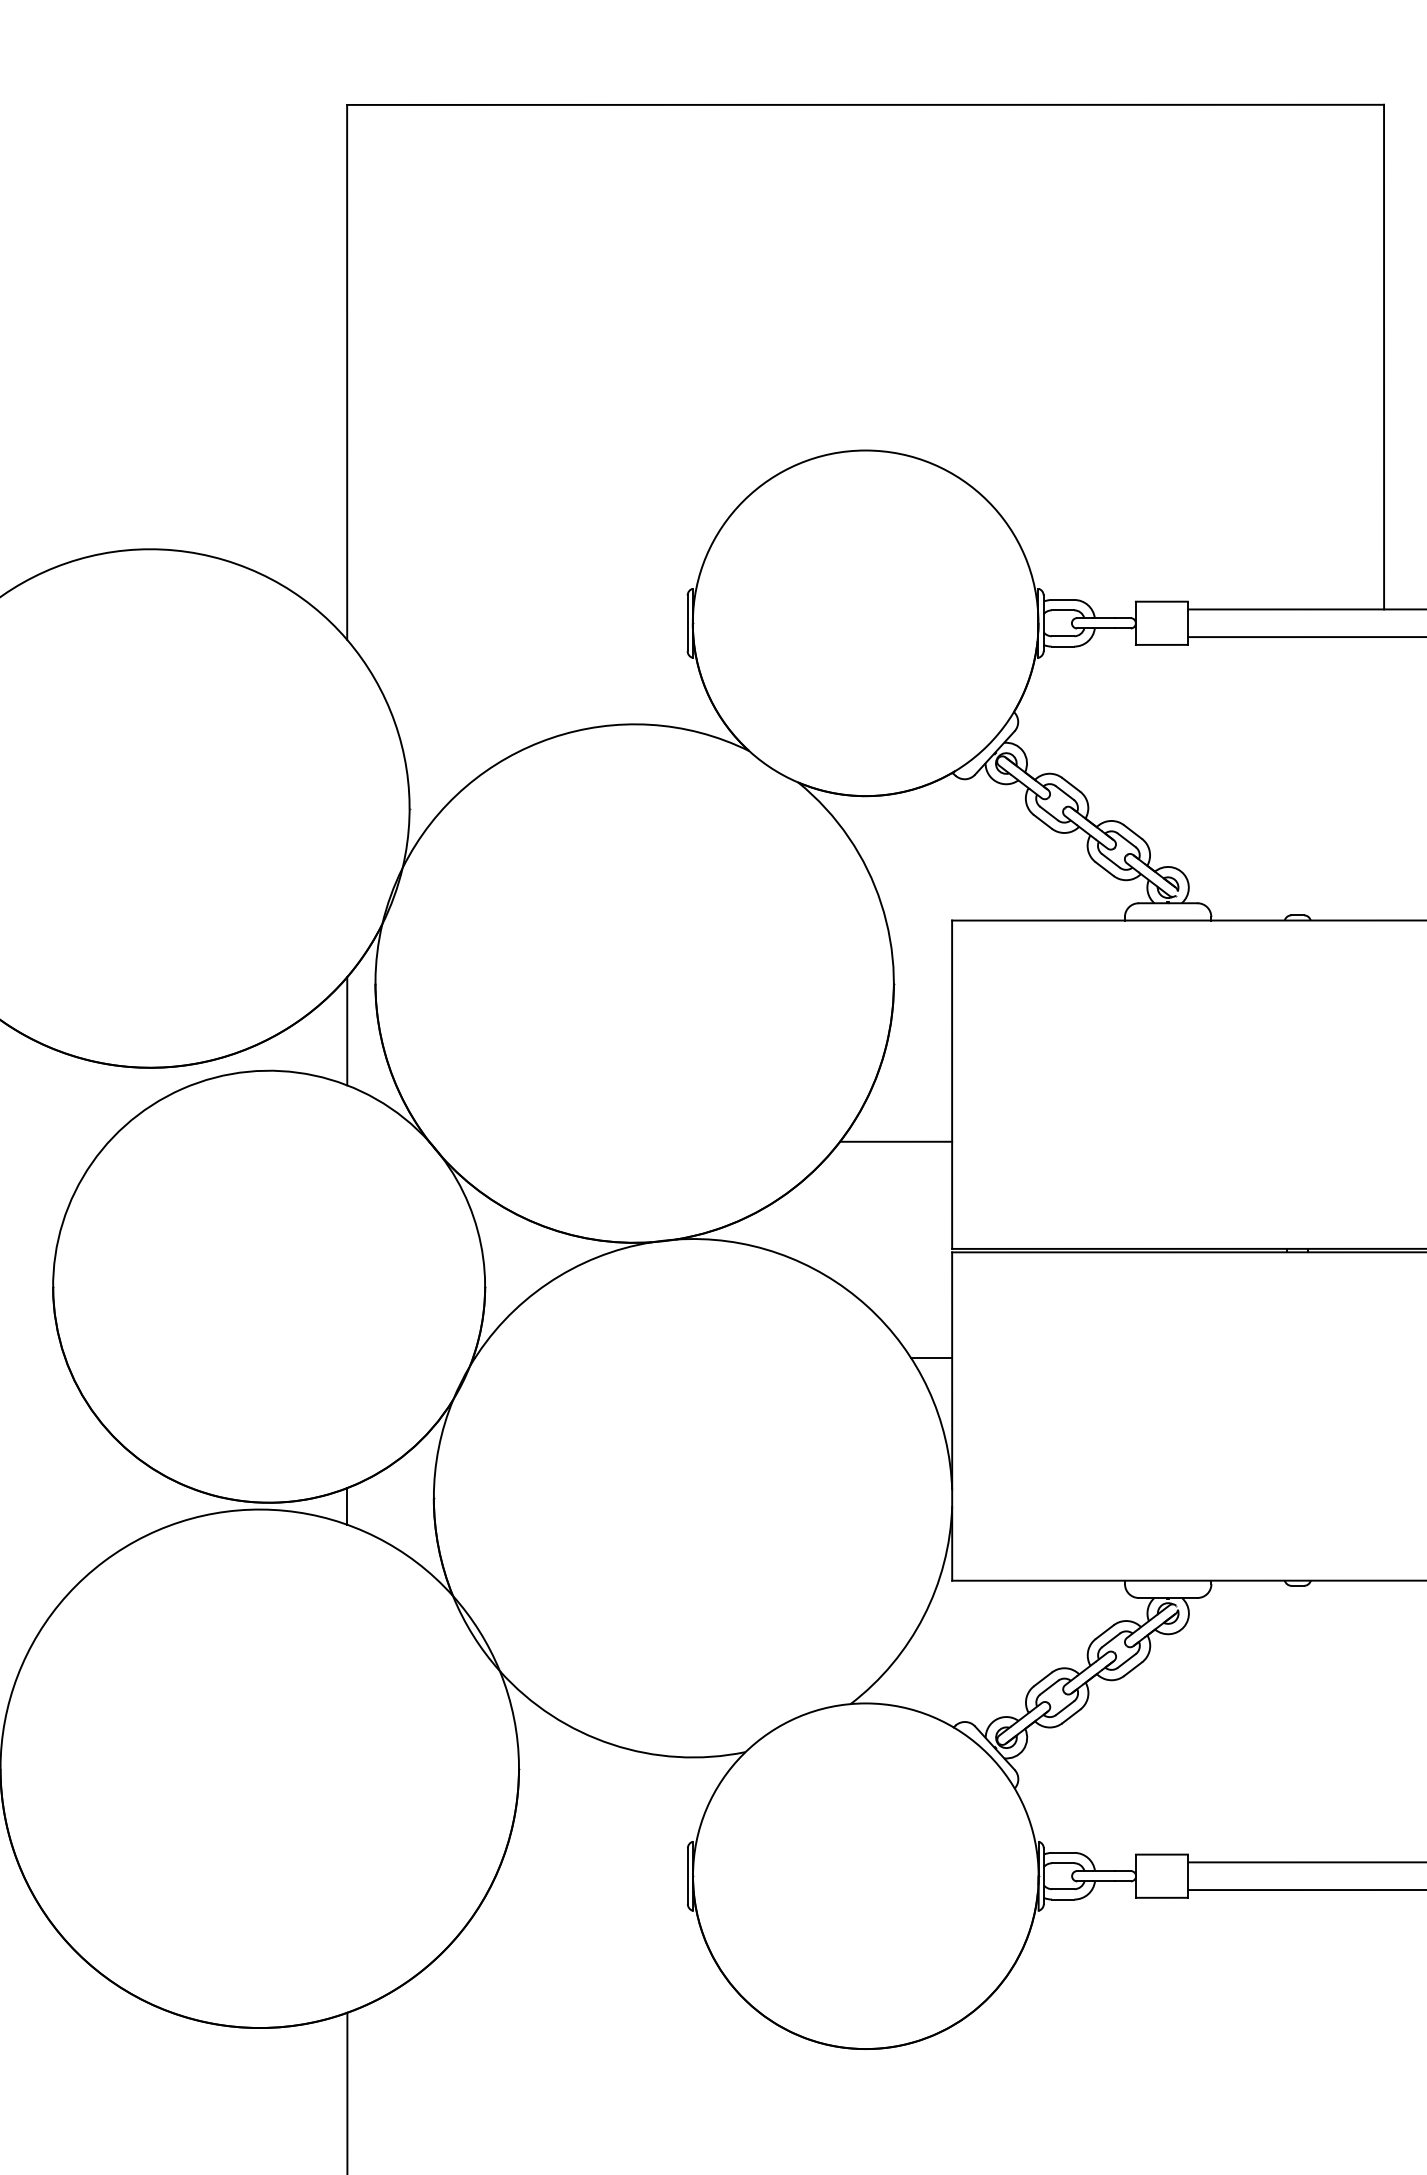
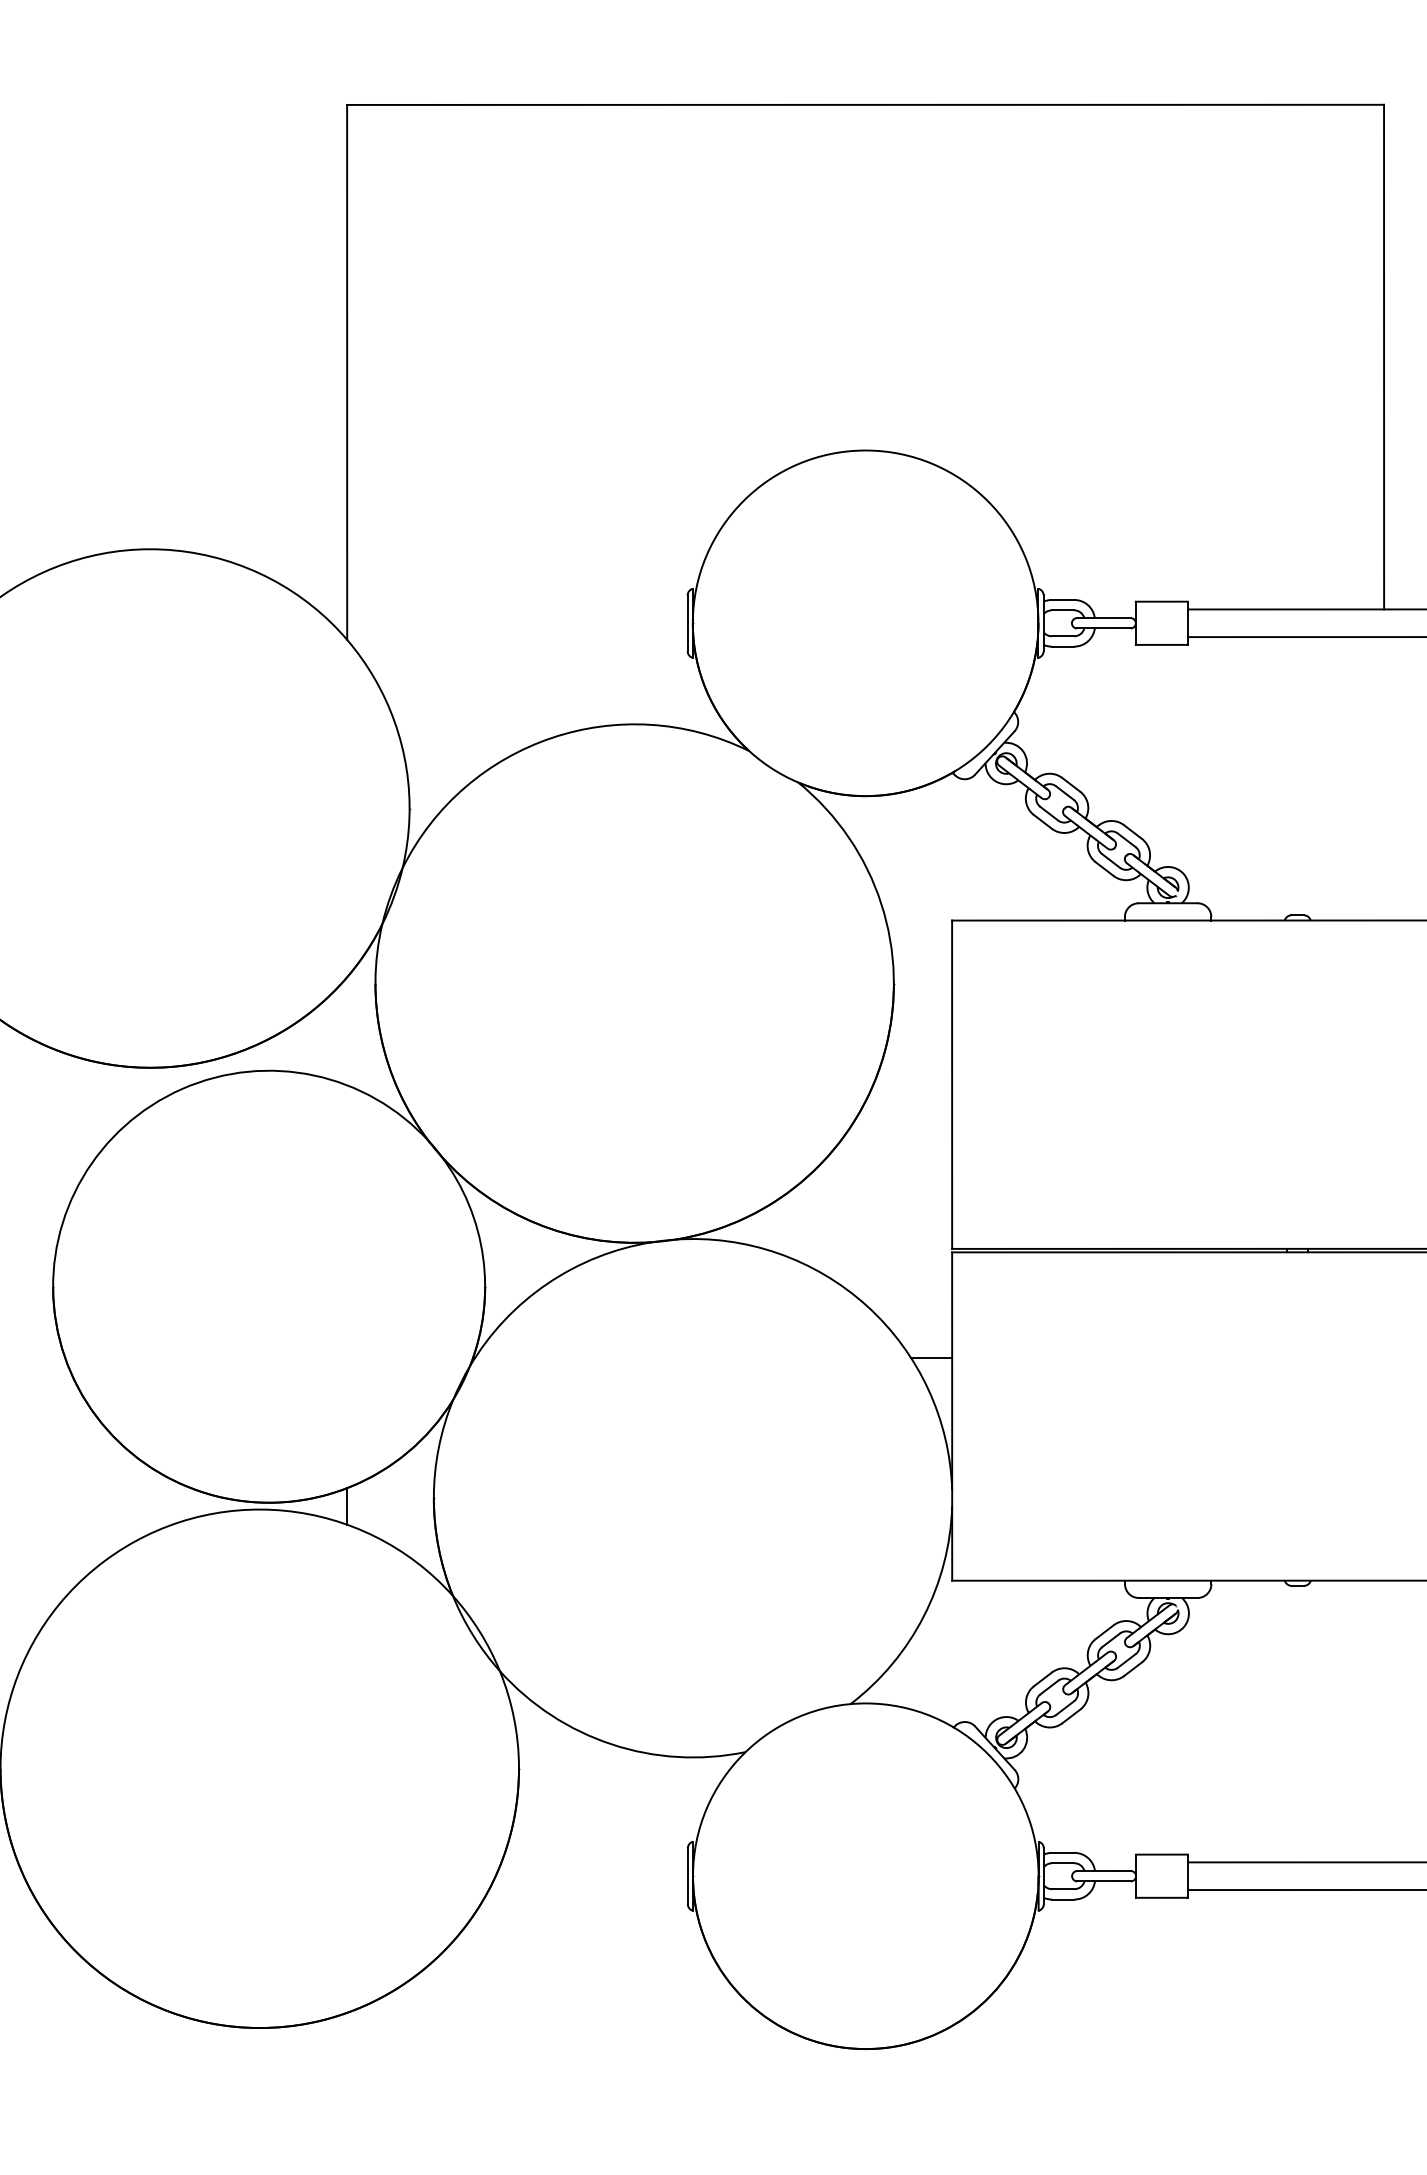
line: present -> none (347, 1031)
line: present -> none (896, 1141)
line: present -> none (347, 2091)
